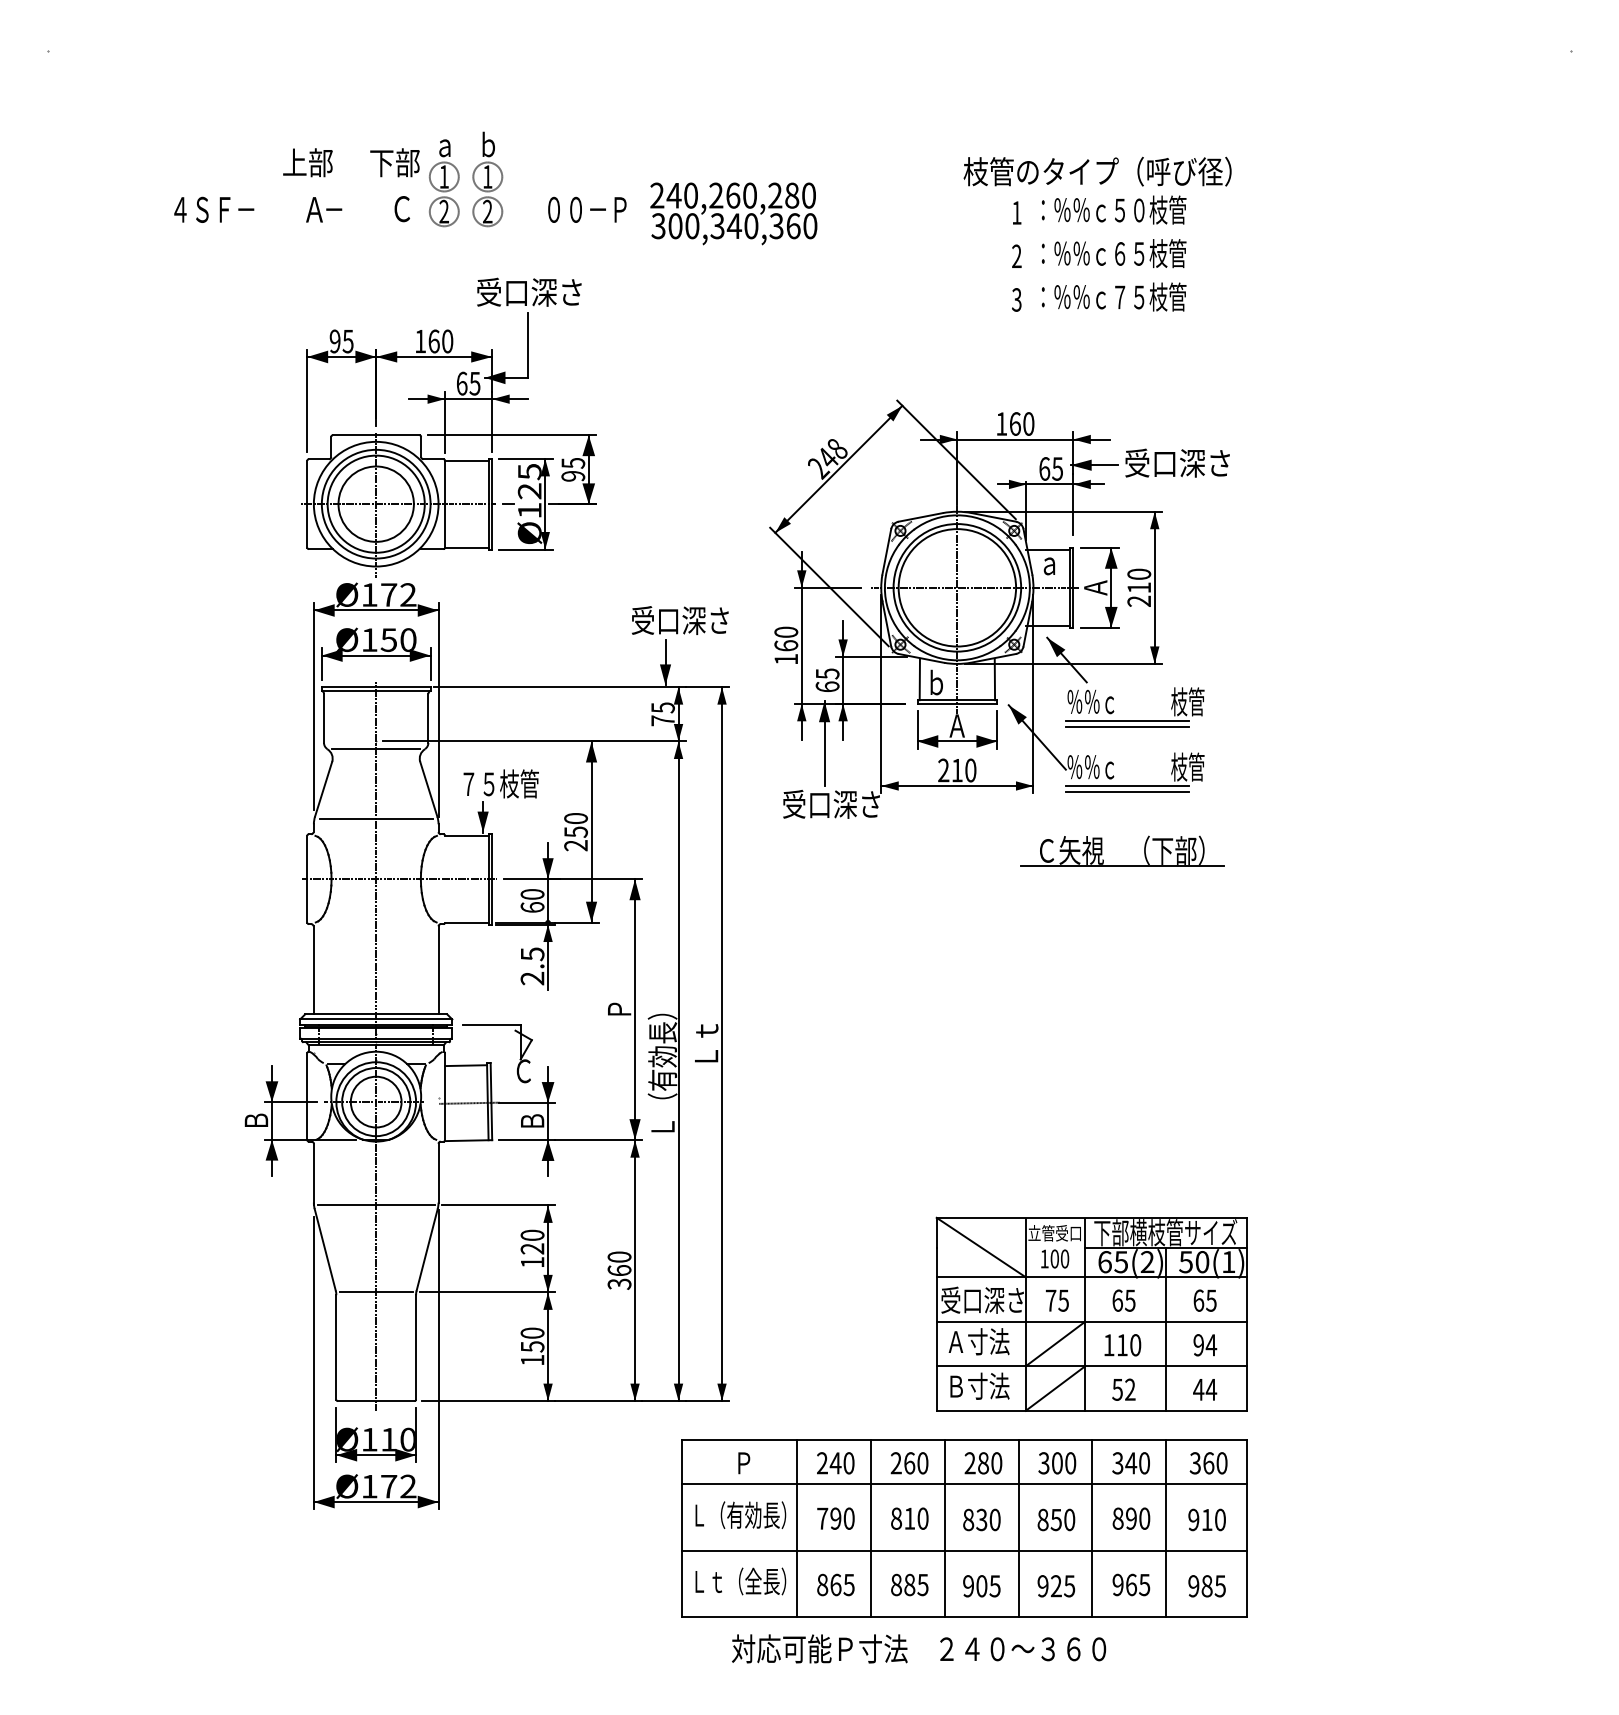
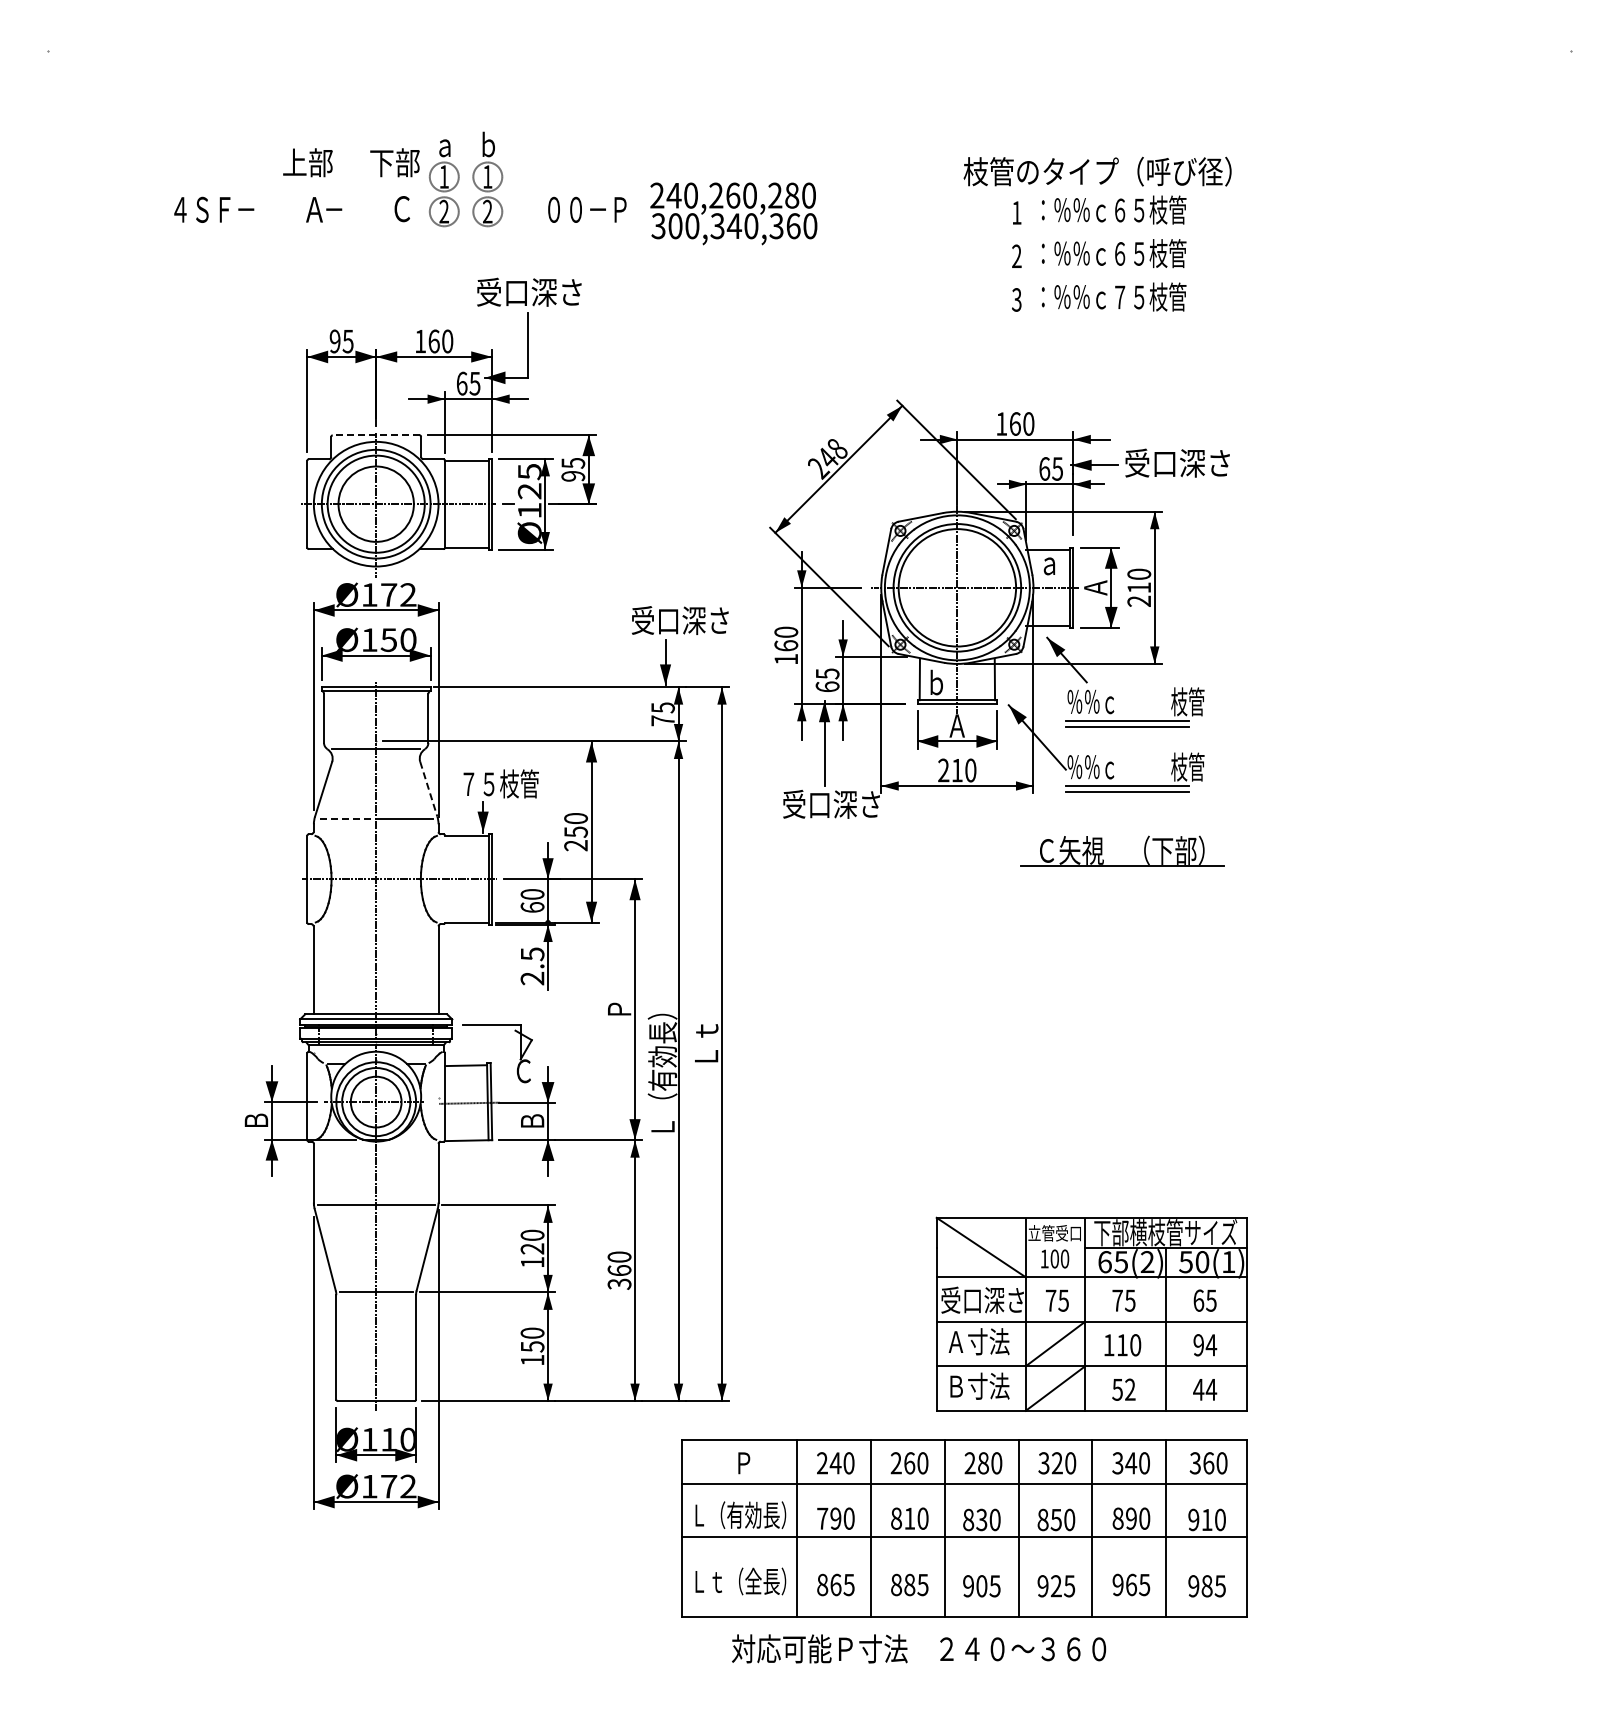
text: ：％％ｃ５０枝管 -> ：％％ｃ６５枝管 (1129, 210)
line: solid -> dashed (375, 435)
line: solid -> dashed (428, 789)
line: solid -> dashed (348, 819)
text: 65 -> 75 (1117, 1300)
text: 300 -> 320 (1056, 1463)
line position: (964, 1550) -> (964, 1536) (964, 1536)
